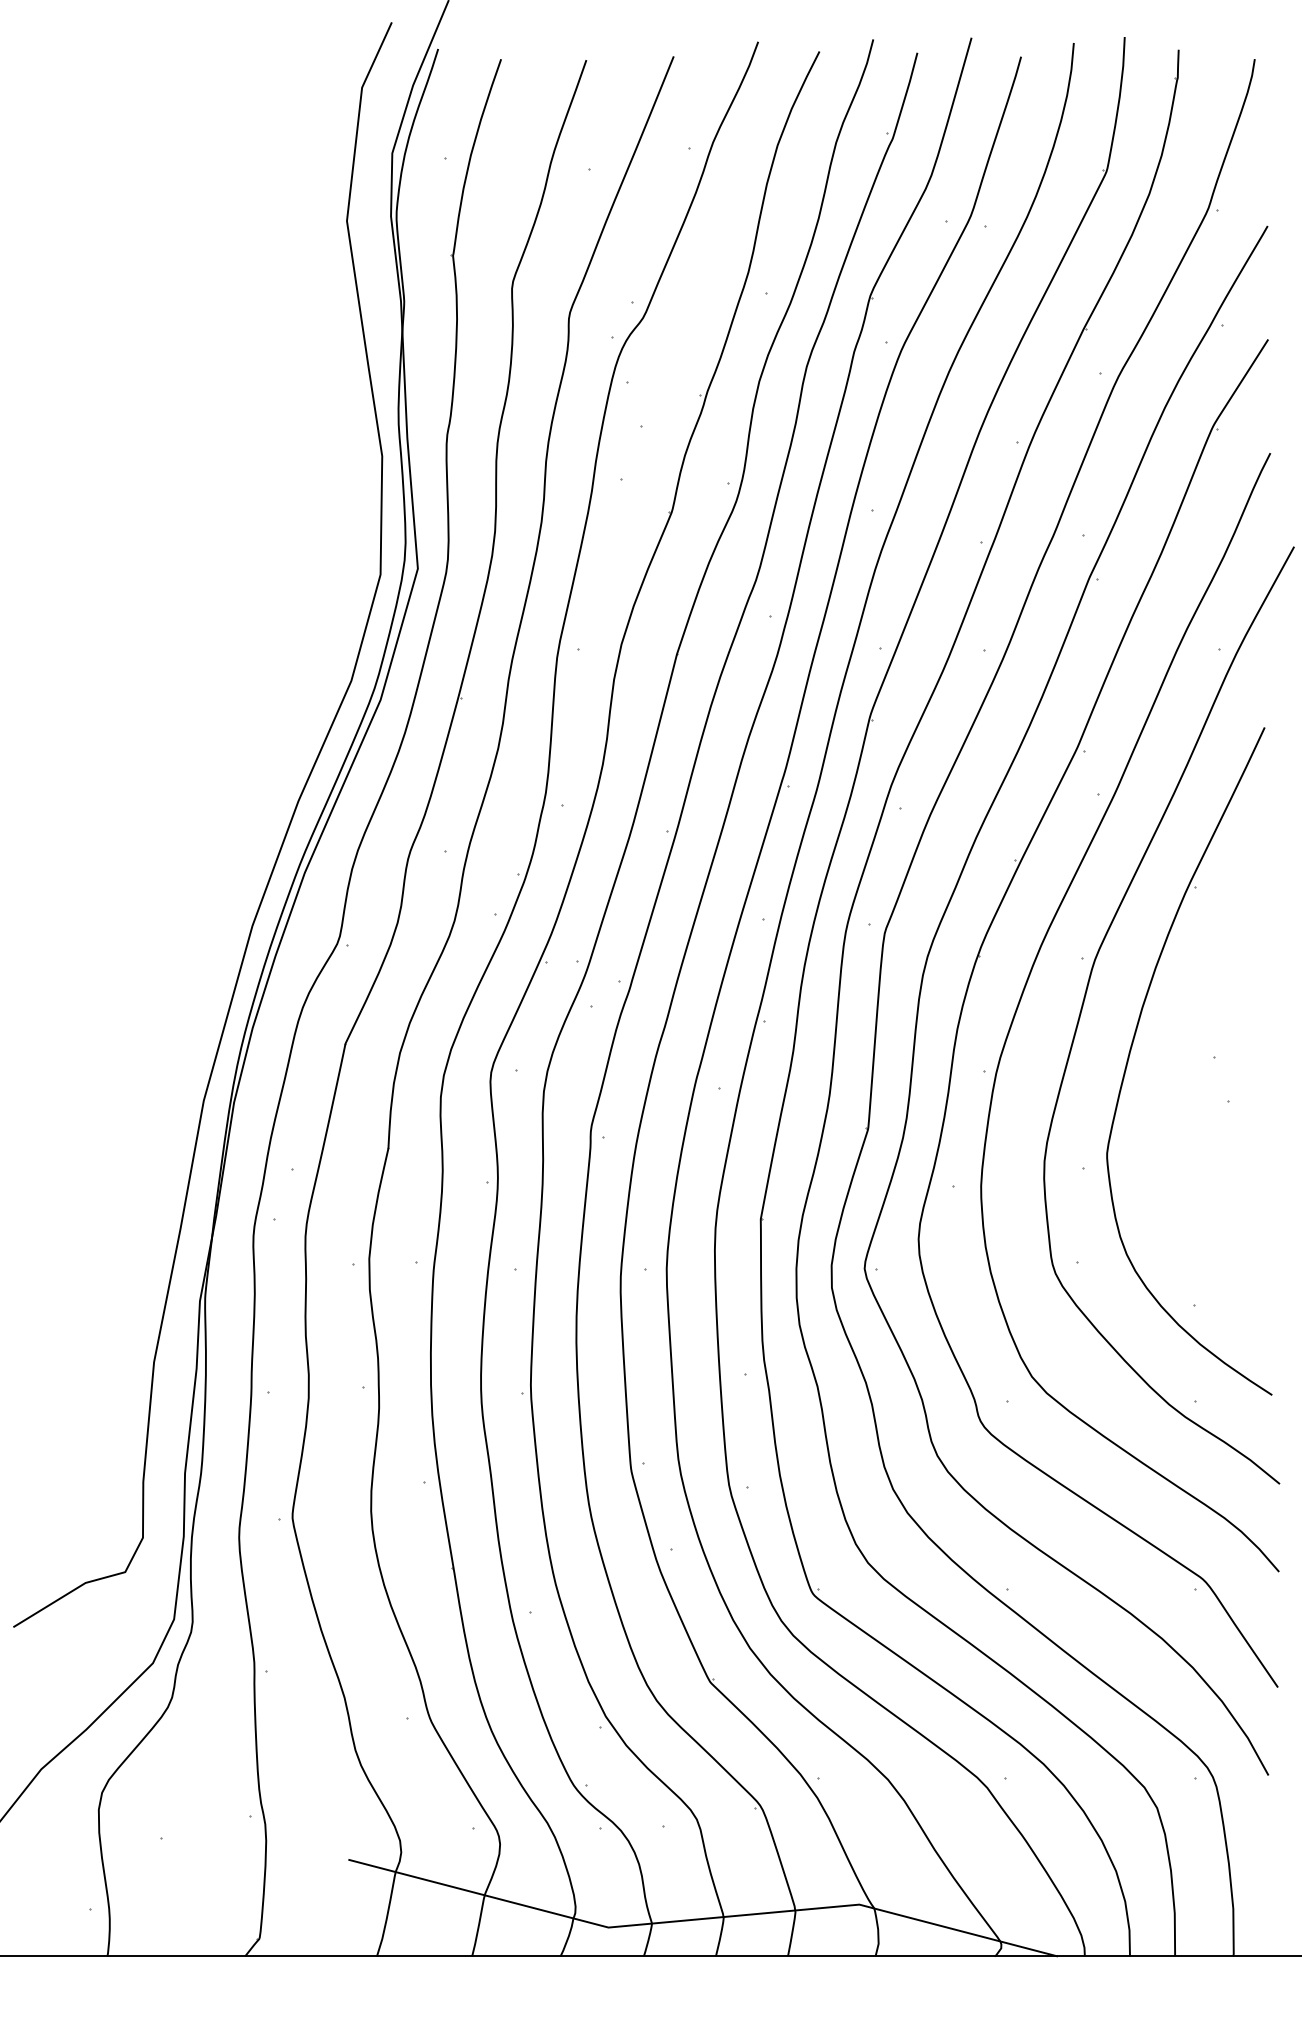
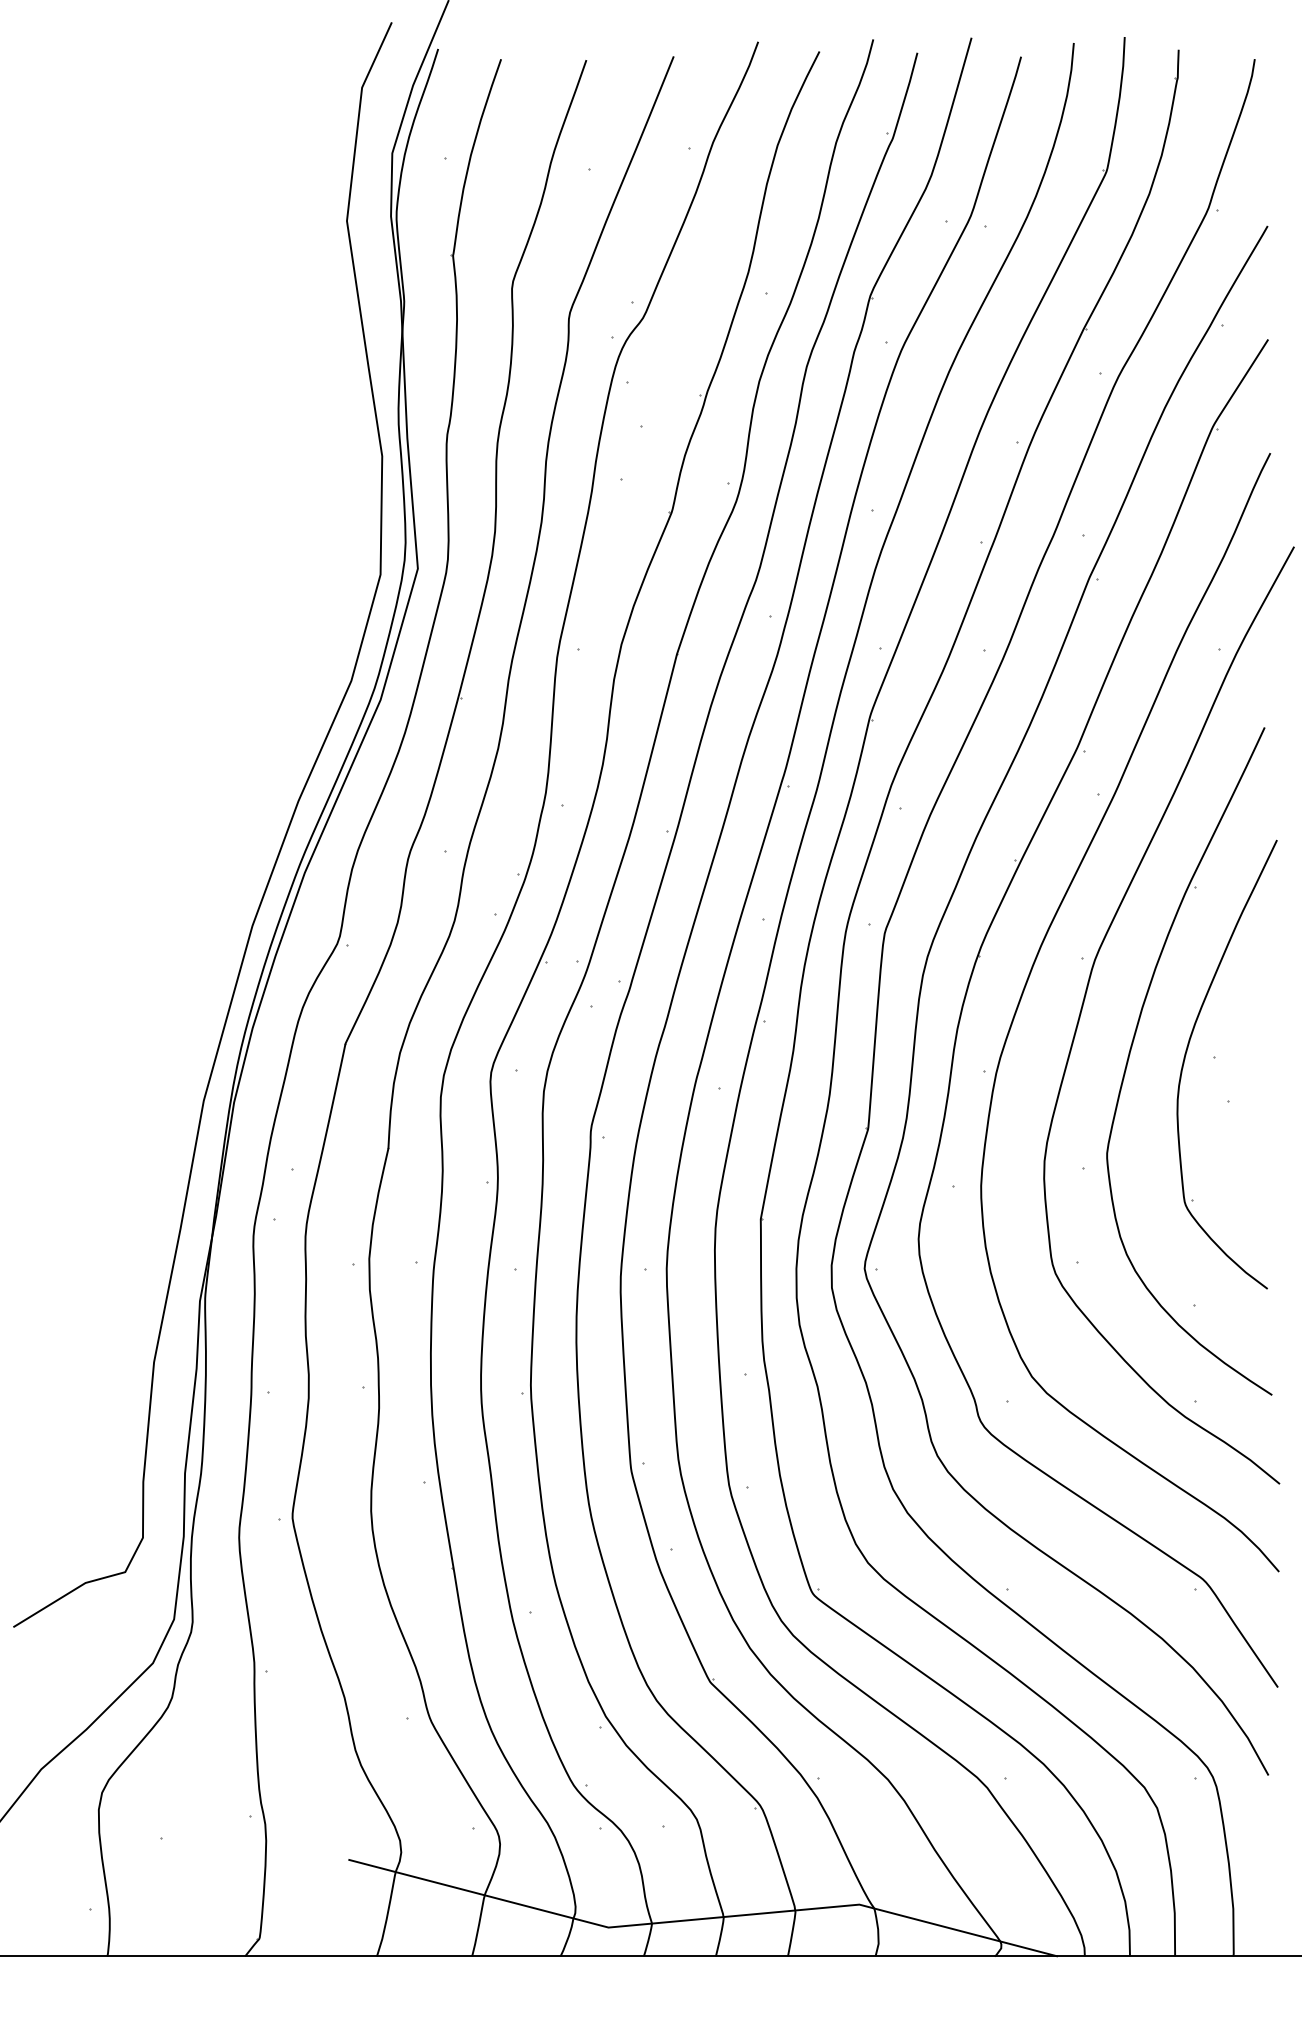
part: none -> present (1186, 1055)
